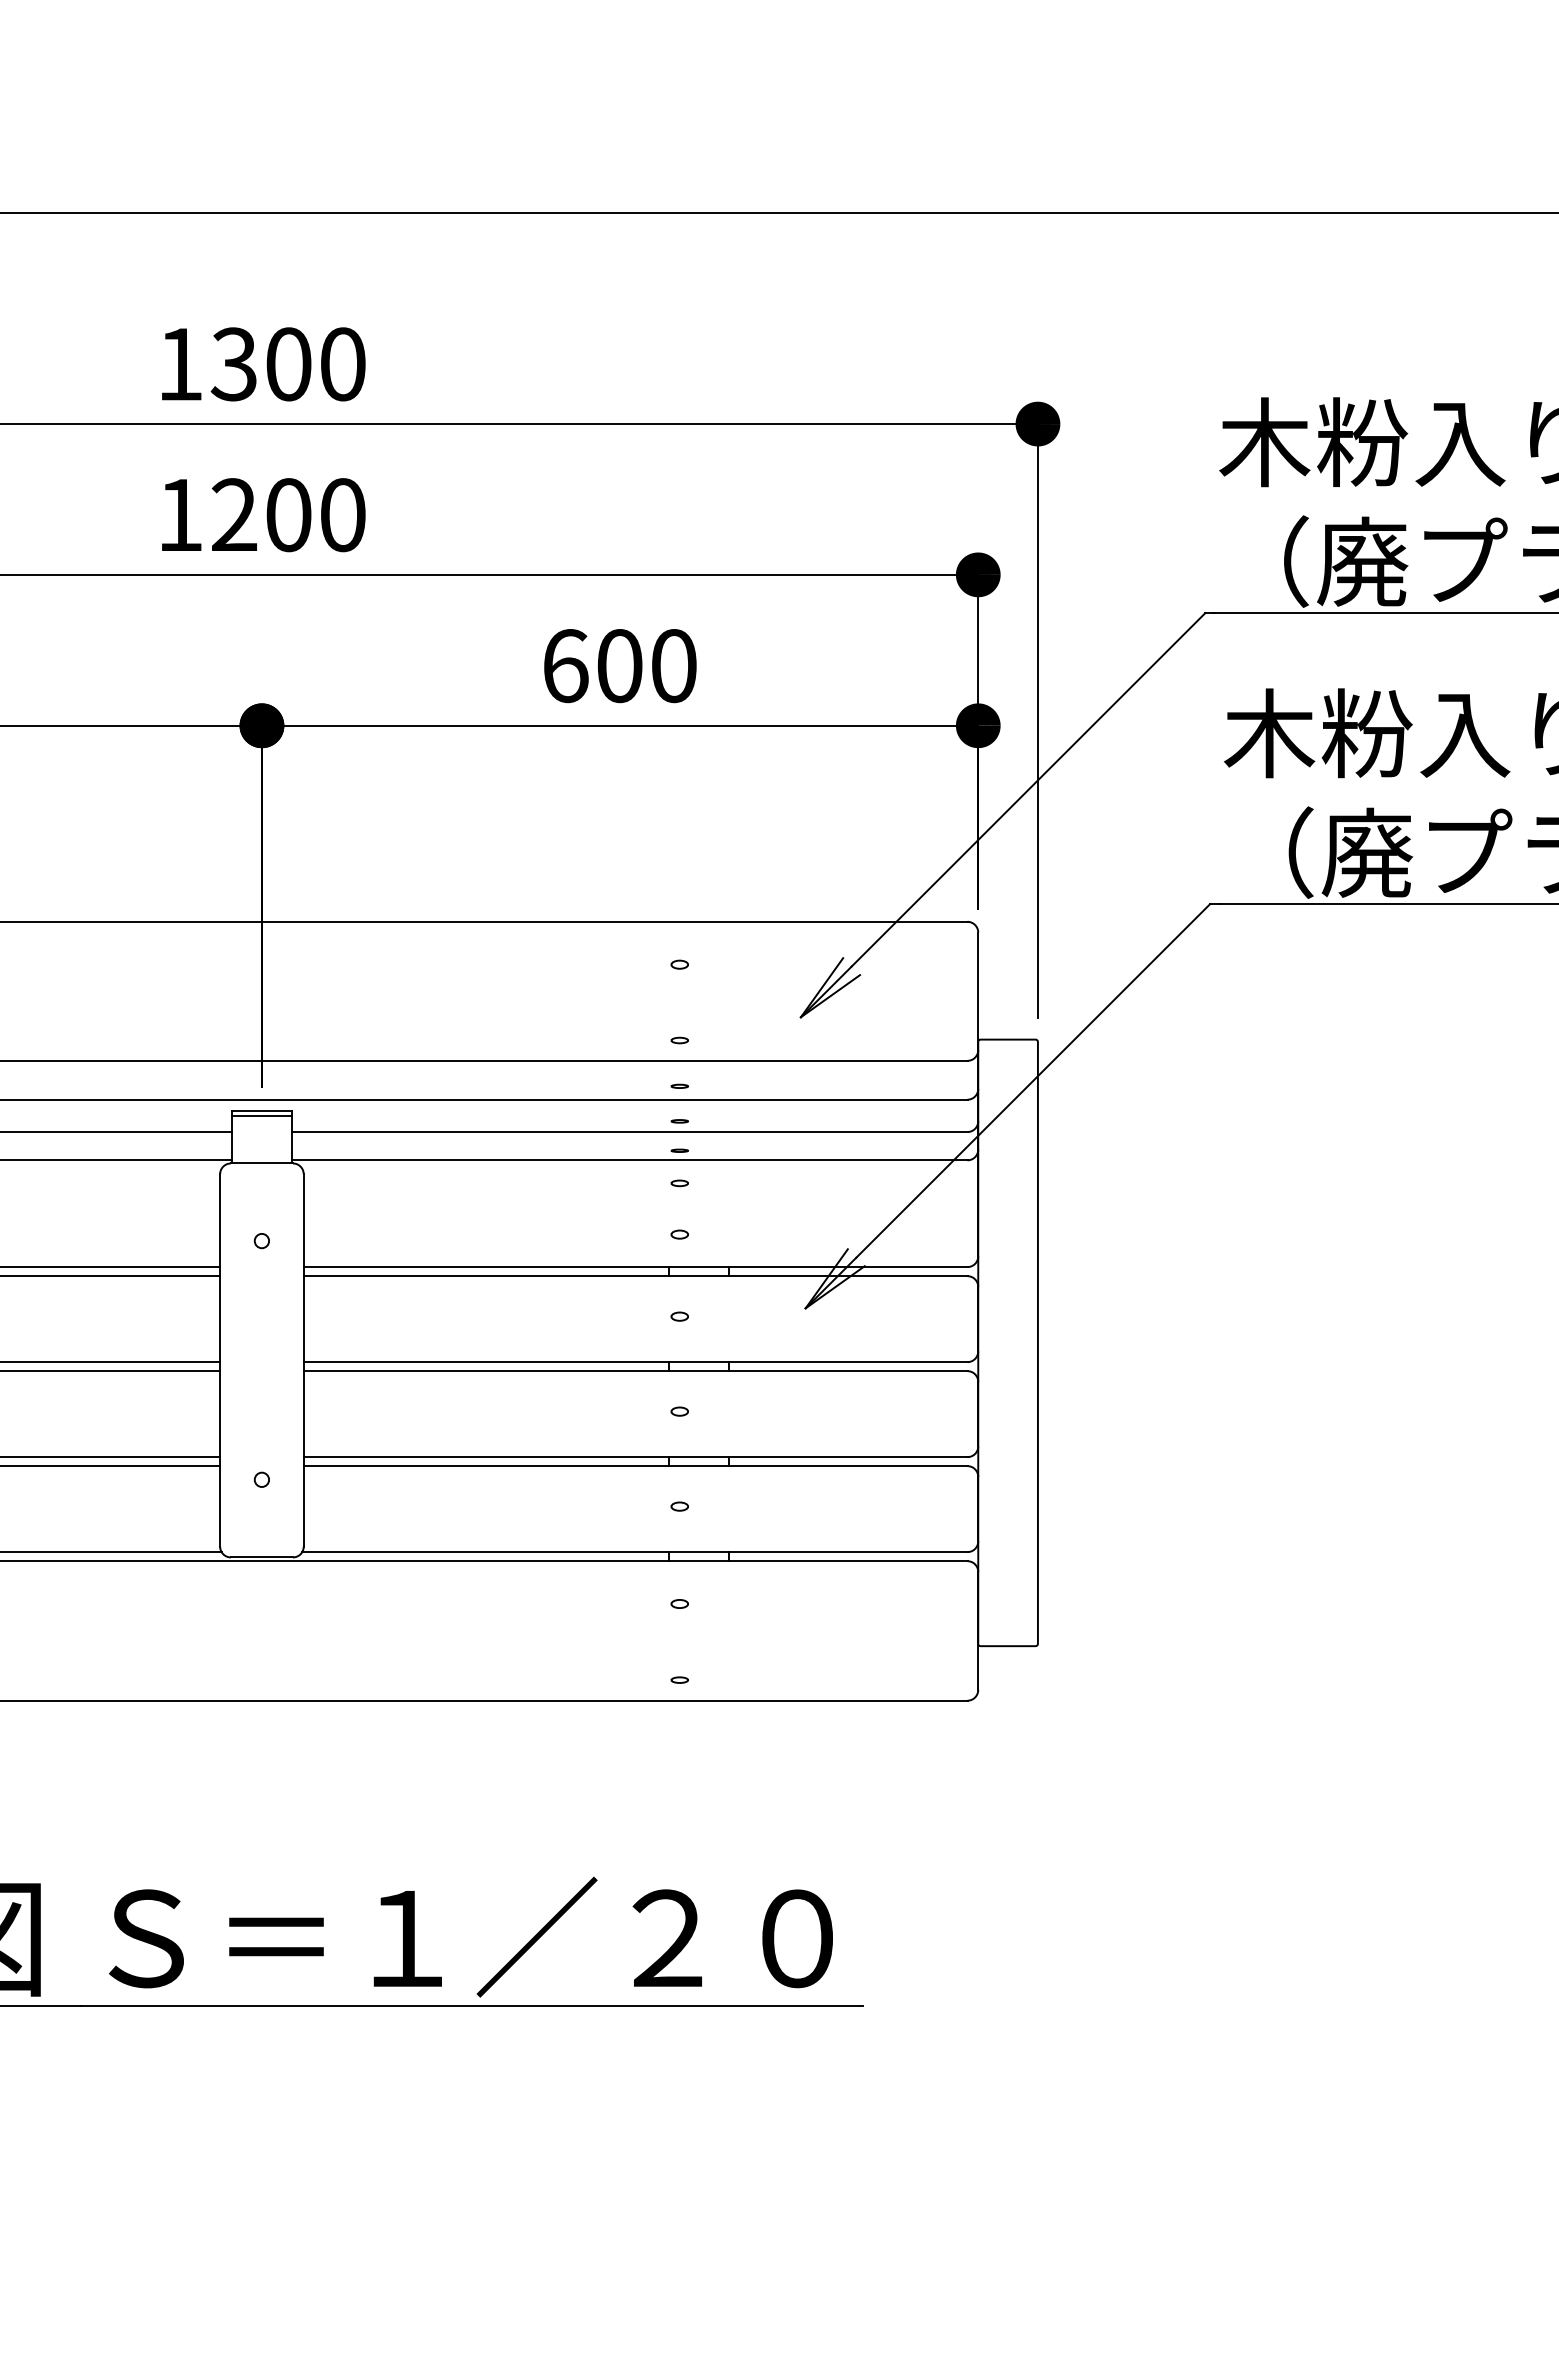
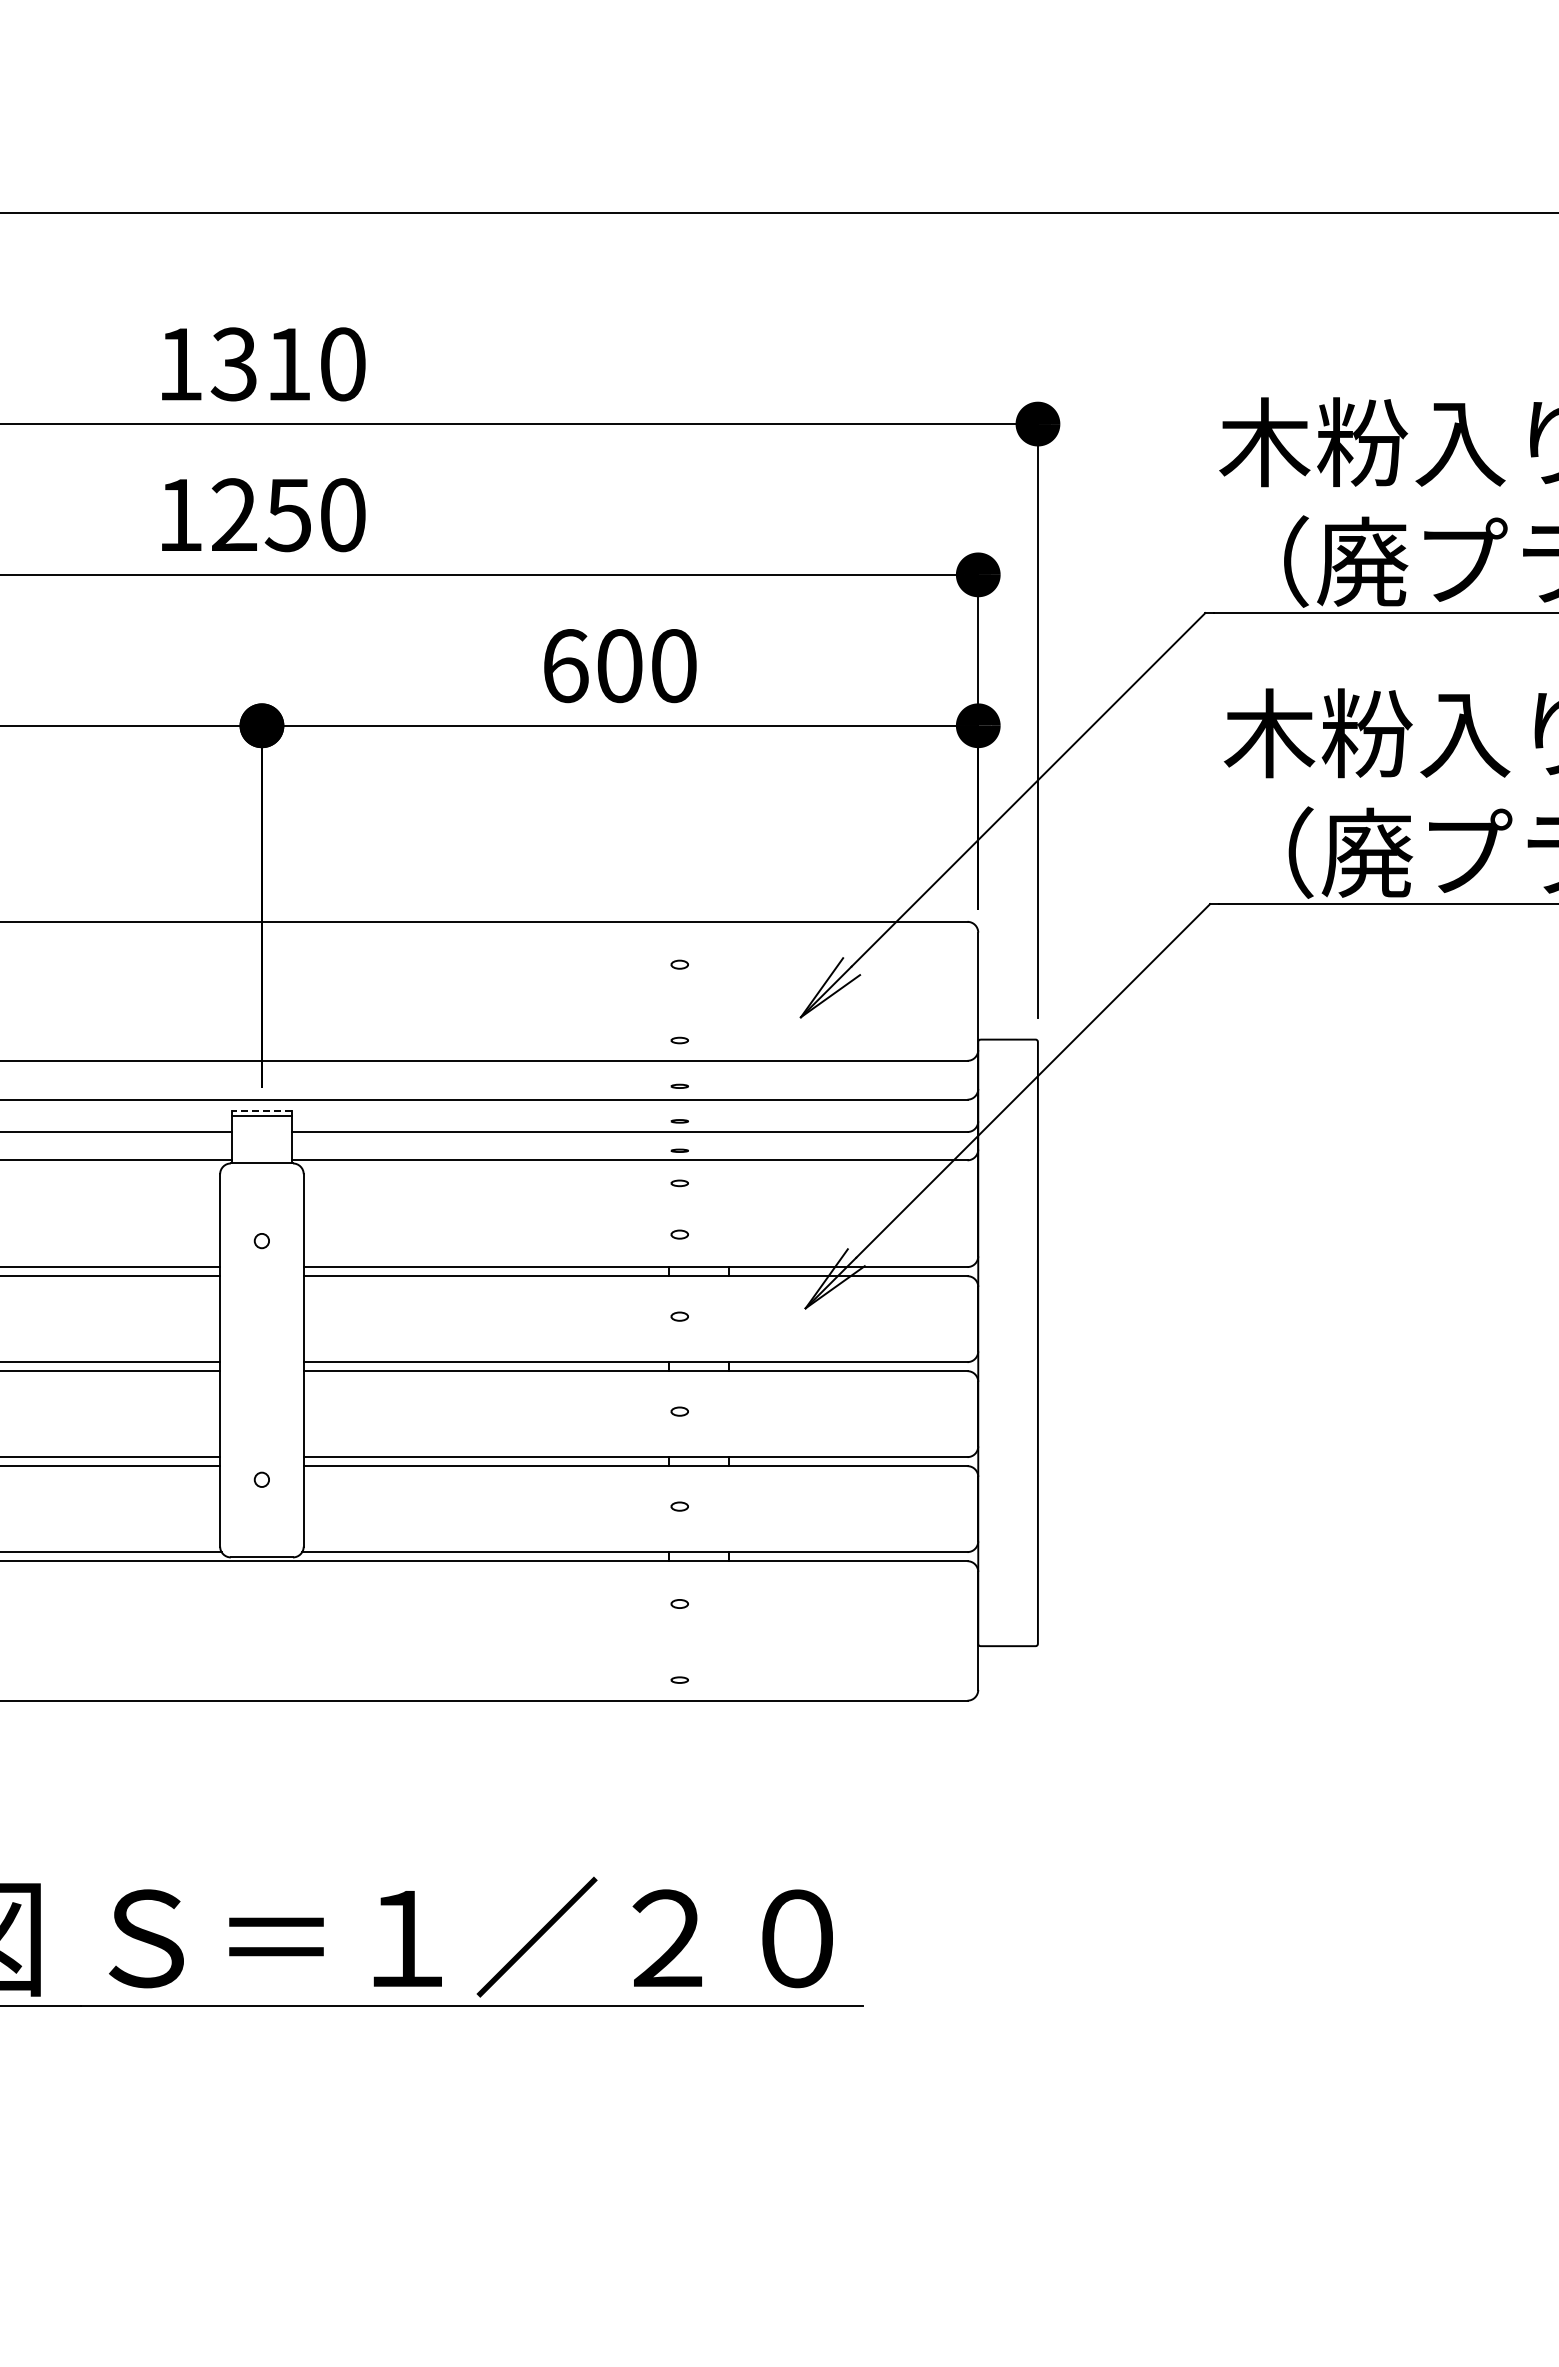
text: 1300 -> 1310 (288, 364)
text: 1200 -> 1250 (287, 515)
line: solid -> dashed (261, 1111)
